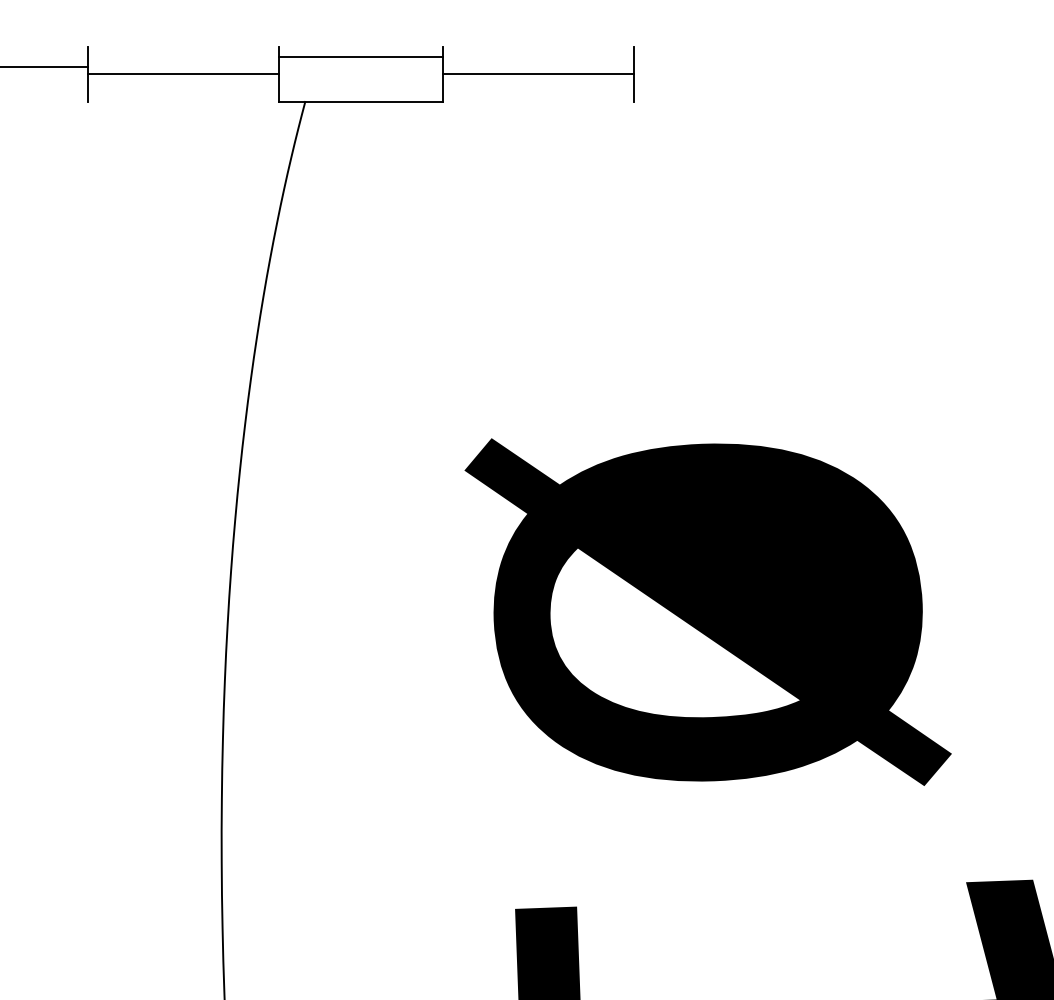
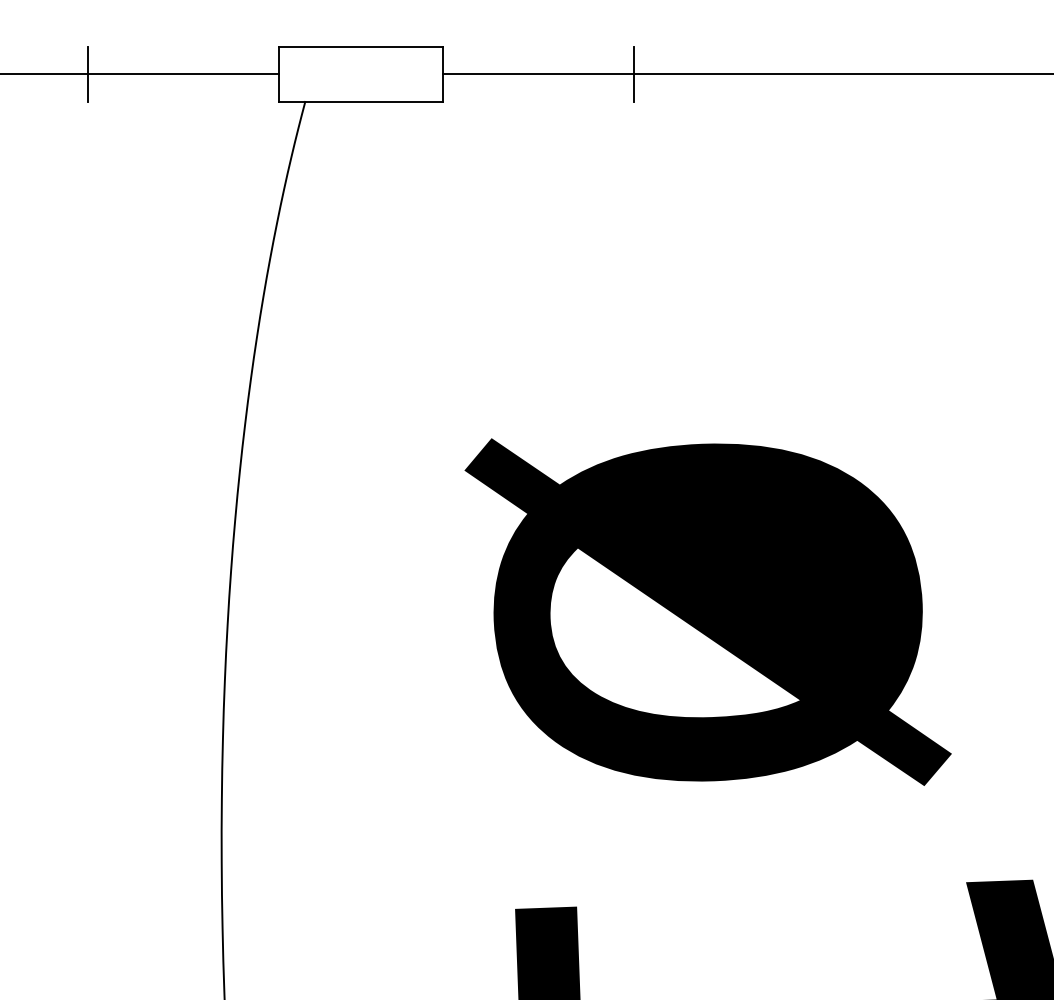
line position: (360, 57) -> (360, 47) (360, 47)
line position: (45, 67) -> (45, 74) (45, 74)
line: none -> present (841, 74)
